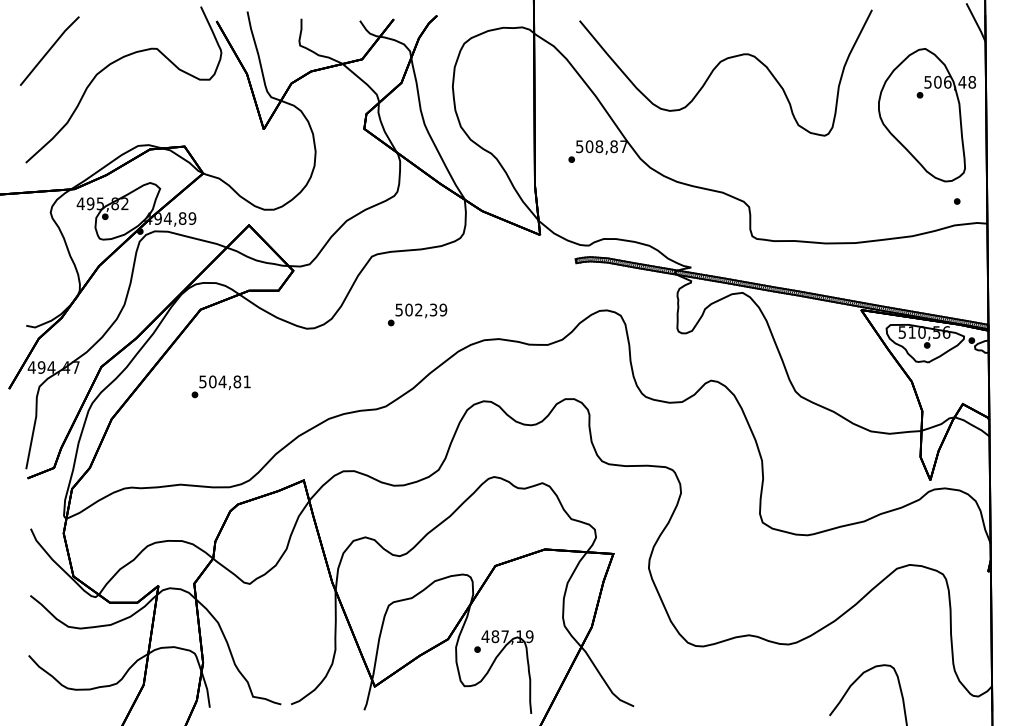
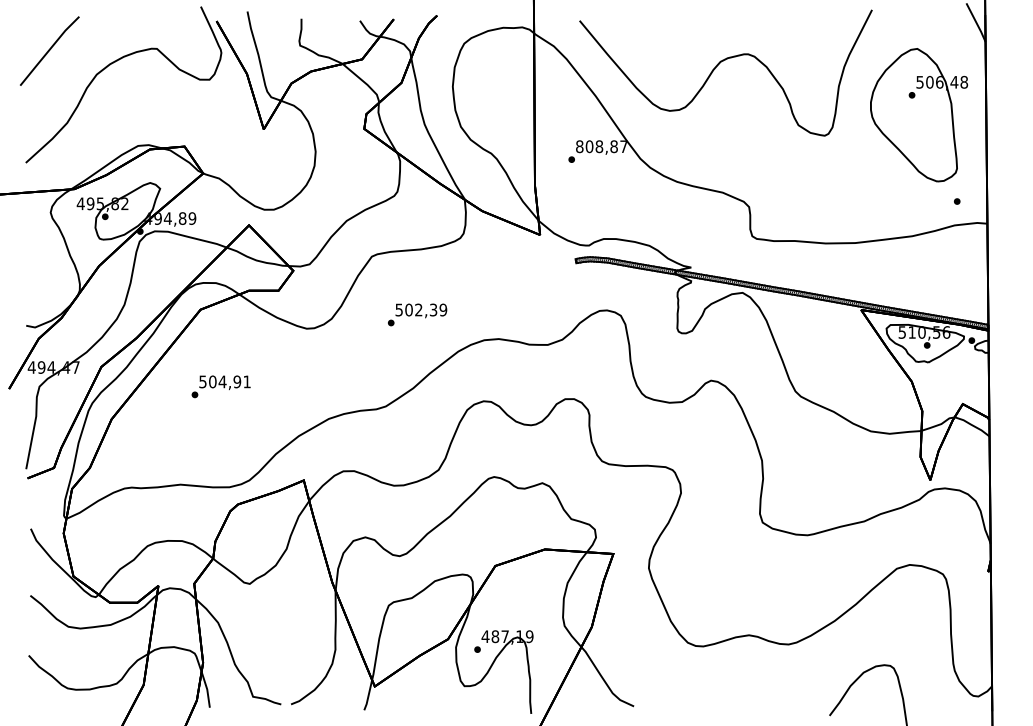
part position: (927, 115) -> (919, 115) (919, 115)
text: 508,87 -> 808,87 (579, 146)
text: 504,81 -> 504,91 (237, 381)
